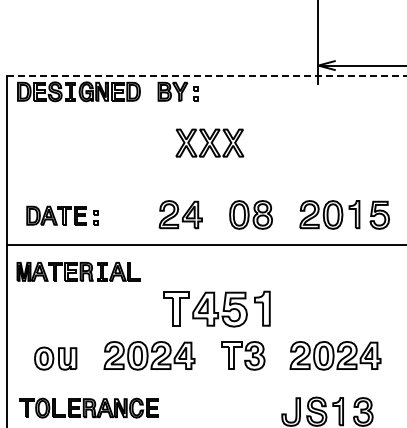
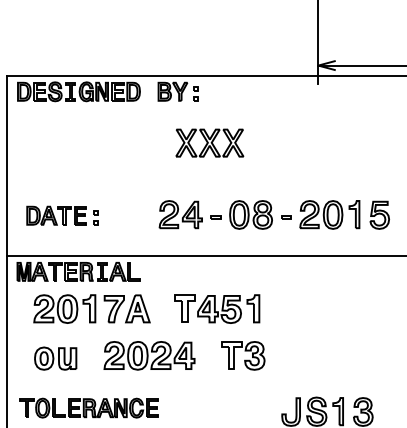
line: dashed -> solid (207, 75)
part: none -> present (215, 217)
part: none -> present (286, 217)
line position: (205, 244) -> (205, 255) (205, 255)
part: none -> present (91, 308)
part size: 108x38 px -> 87x30 px (217, 308)
part: present -> none (335, 355)
